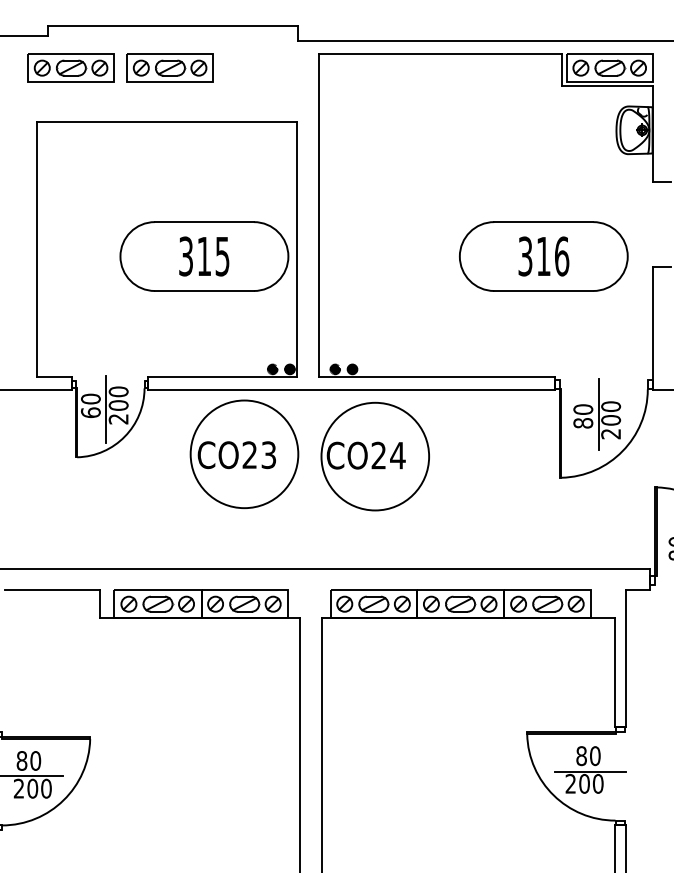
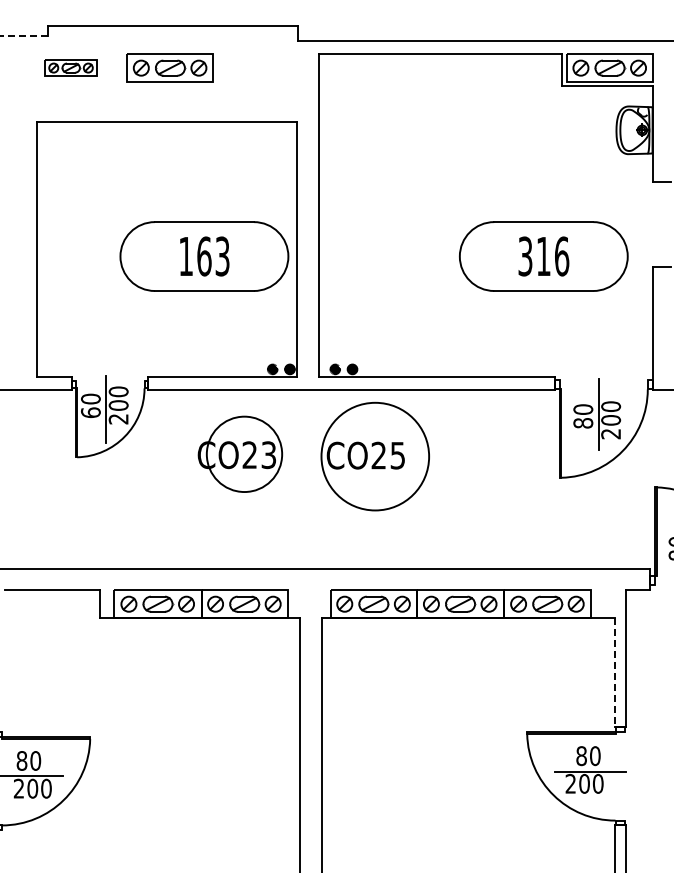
line: solid -> dashed (23, 35)
part size: 88x30 px -> 54x18 px (70, 67)
text: 315 -> 163 (204, 256)
circle diameter: 108 px -> 75 px (244, 454)
text: CO24 -> CO25 (397, 455)
line: solid -> dashed (614, 672)
